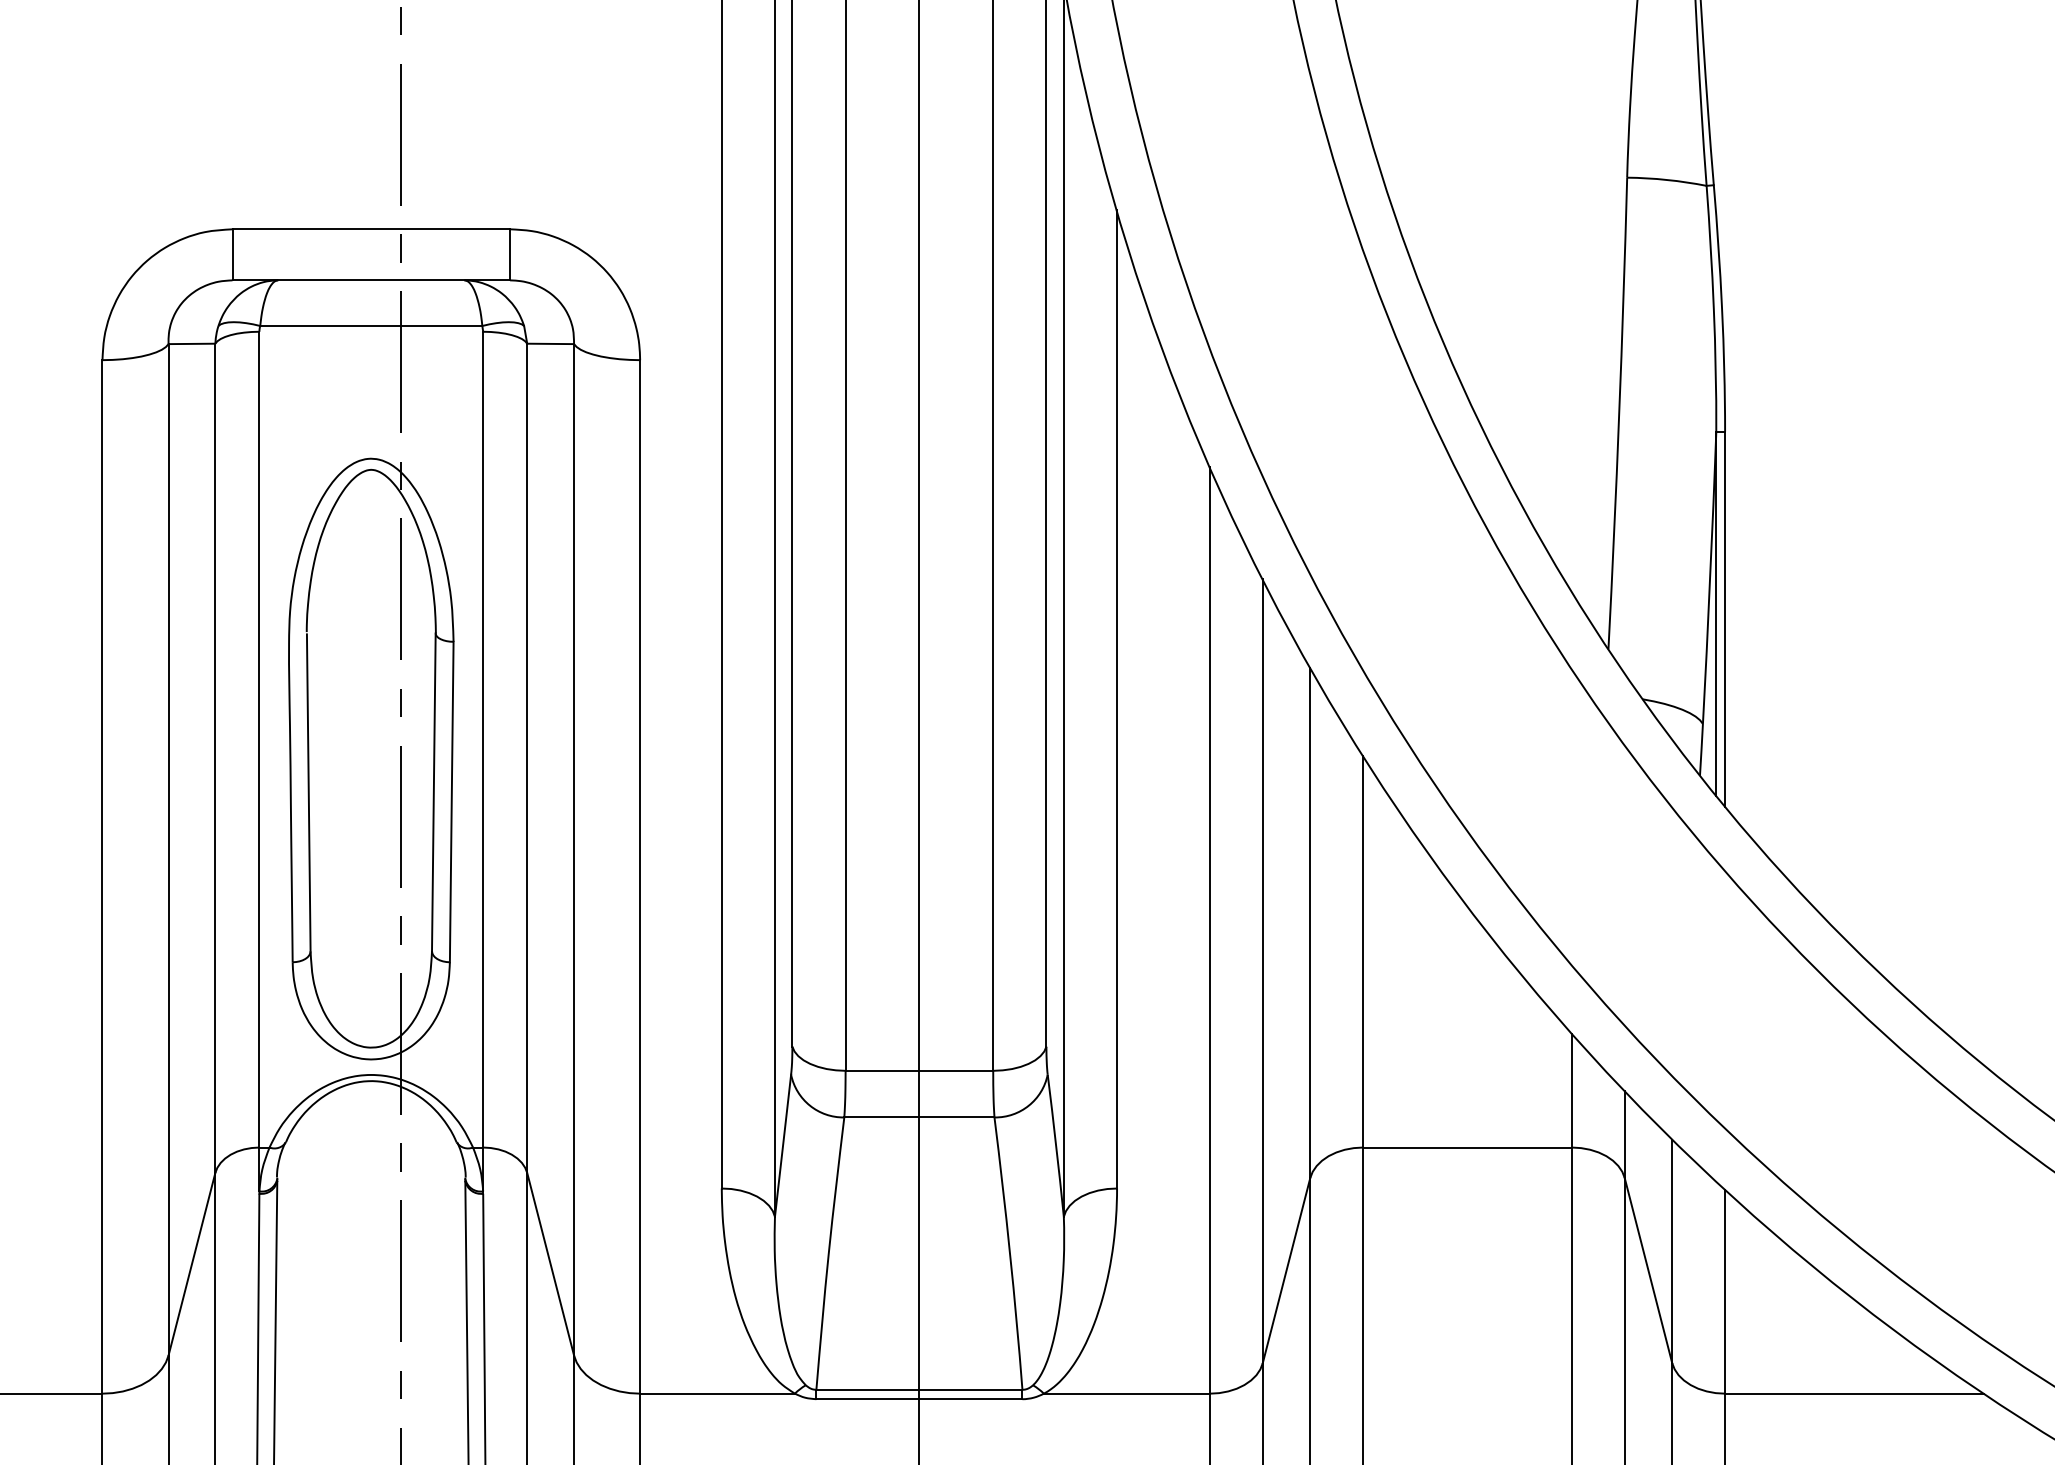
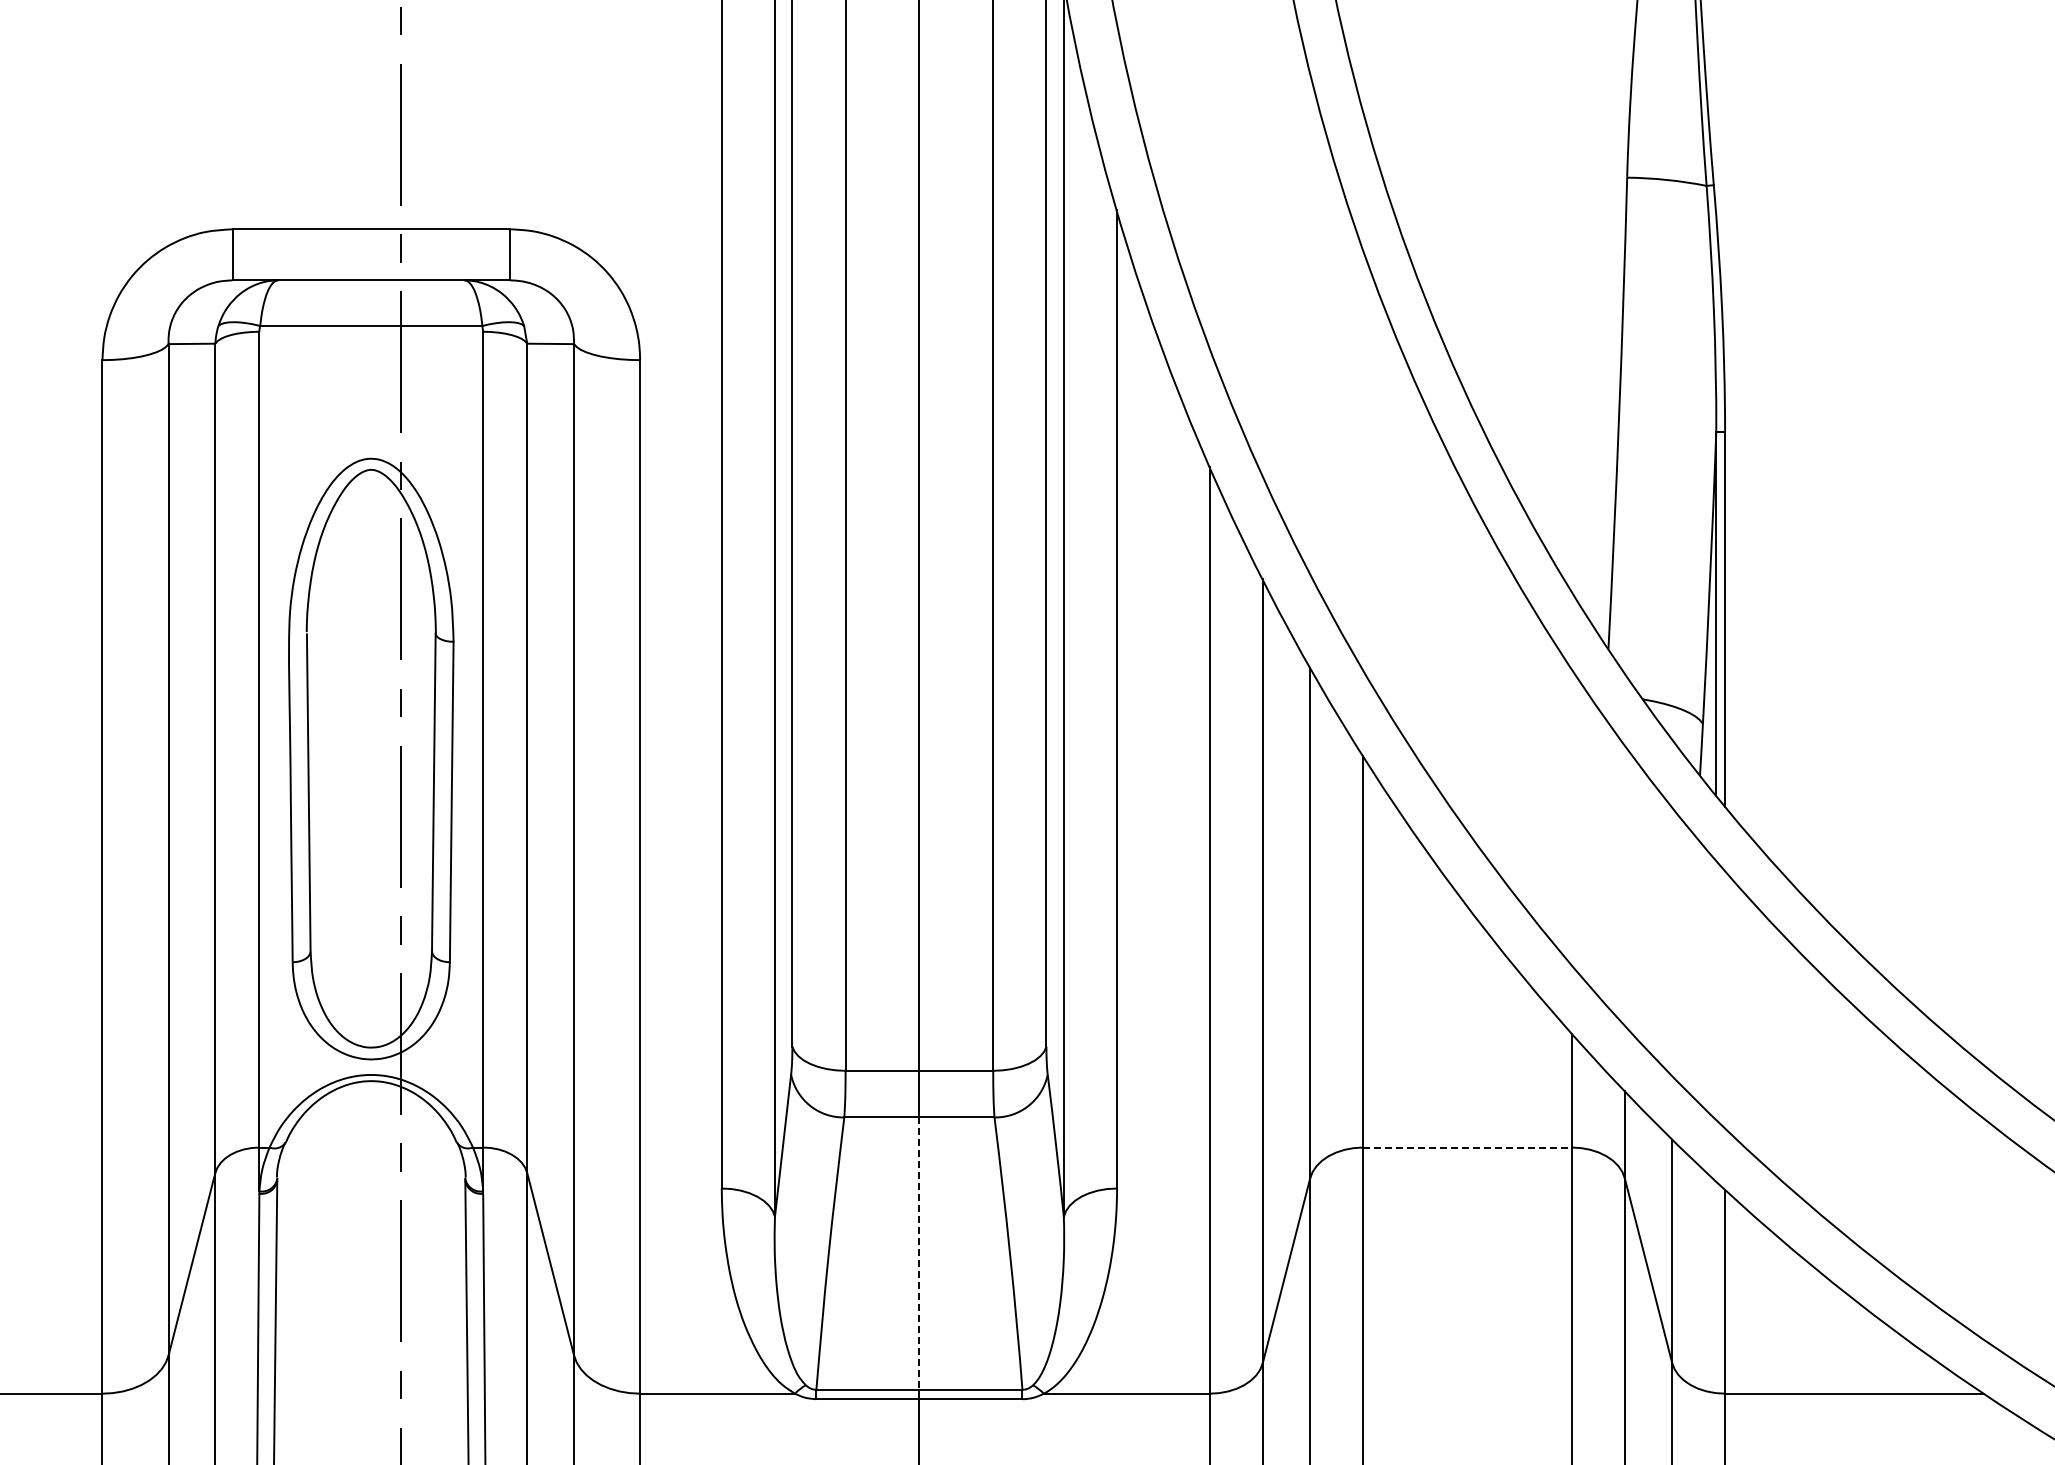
line: solid -> dashed (1468, 1147)
line: solid -> dashed (919, 1254)
